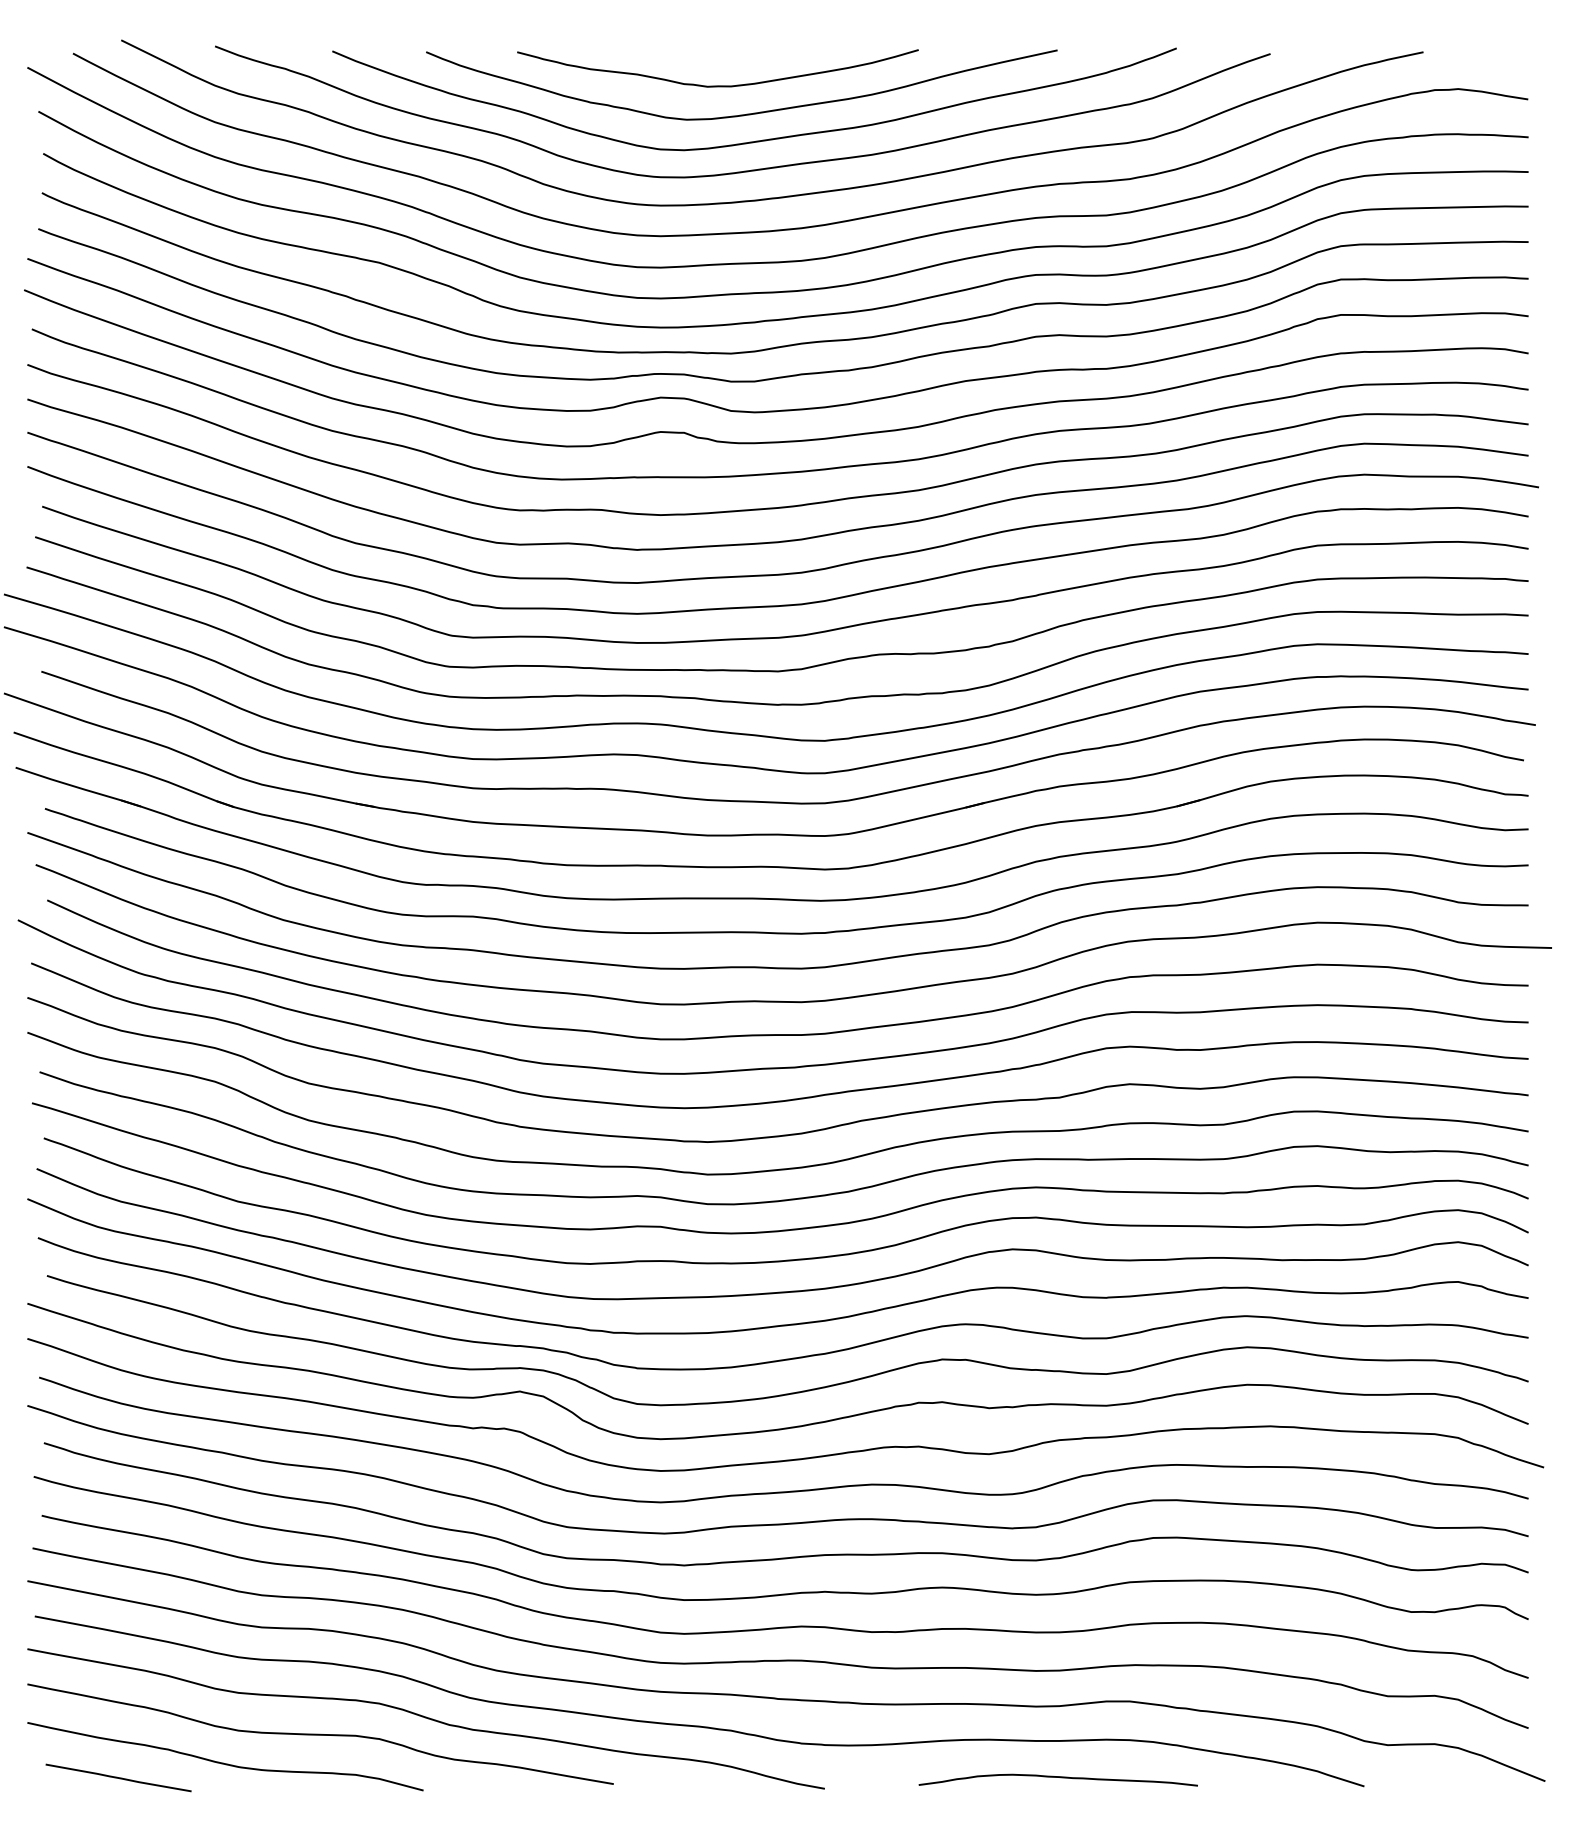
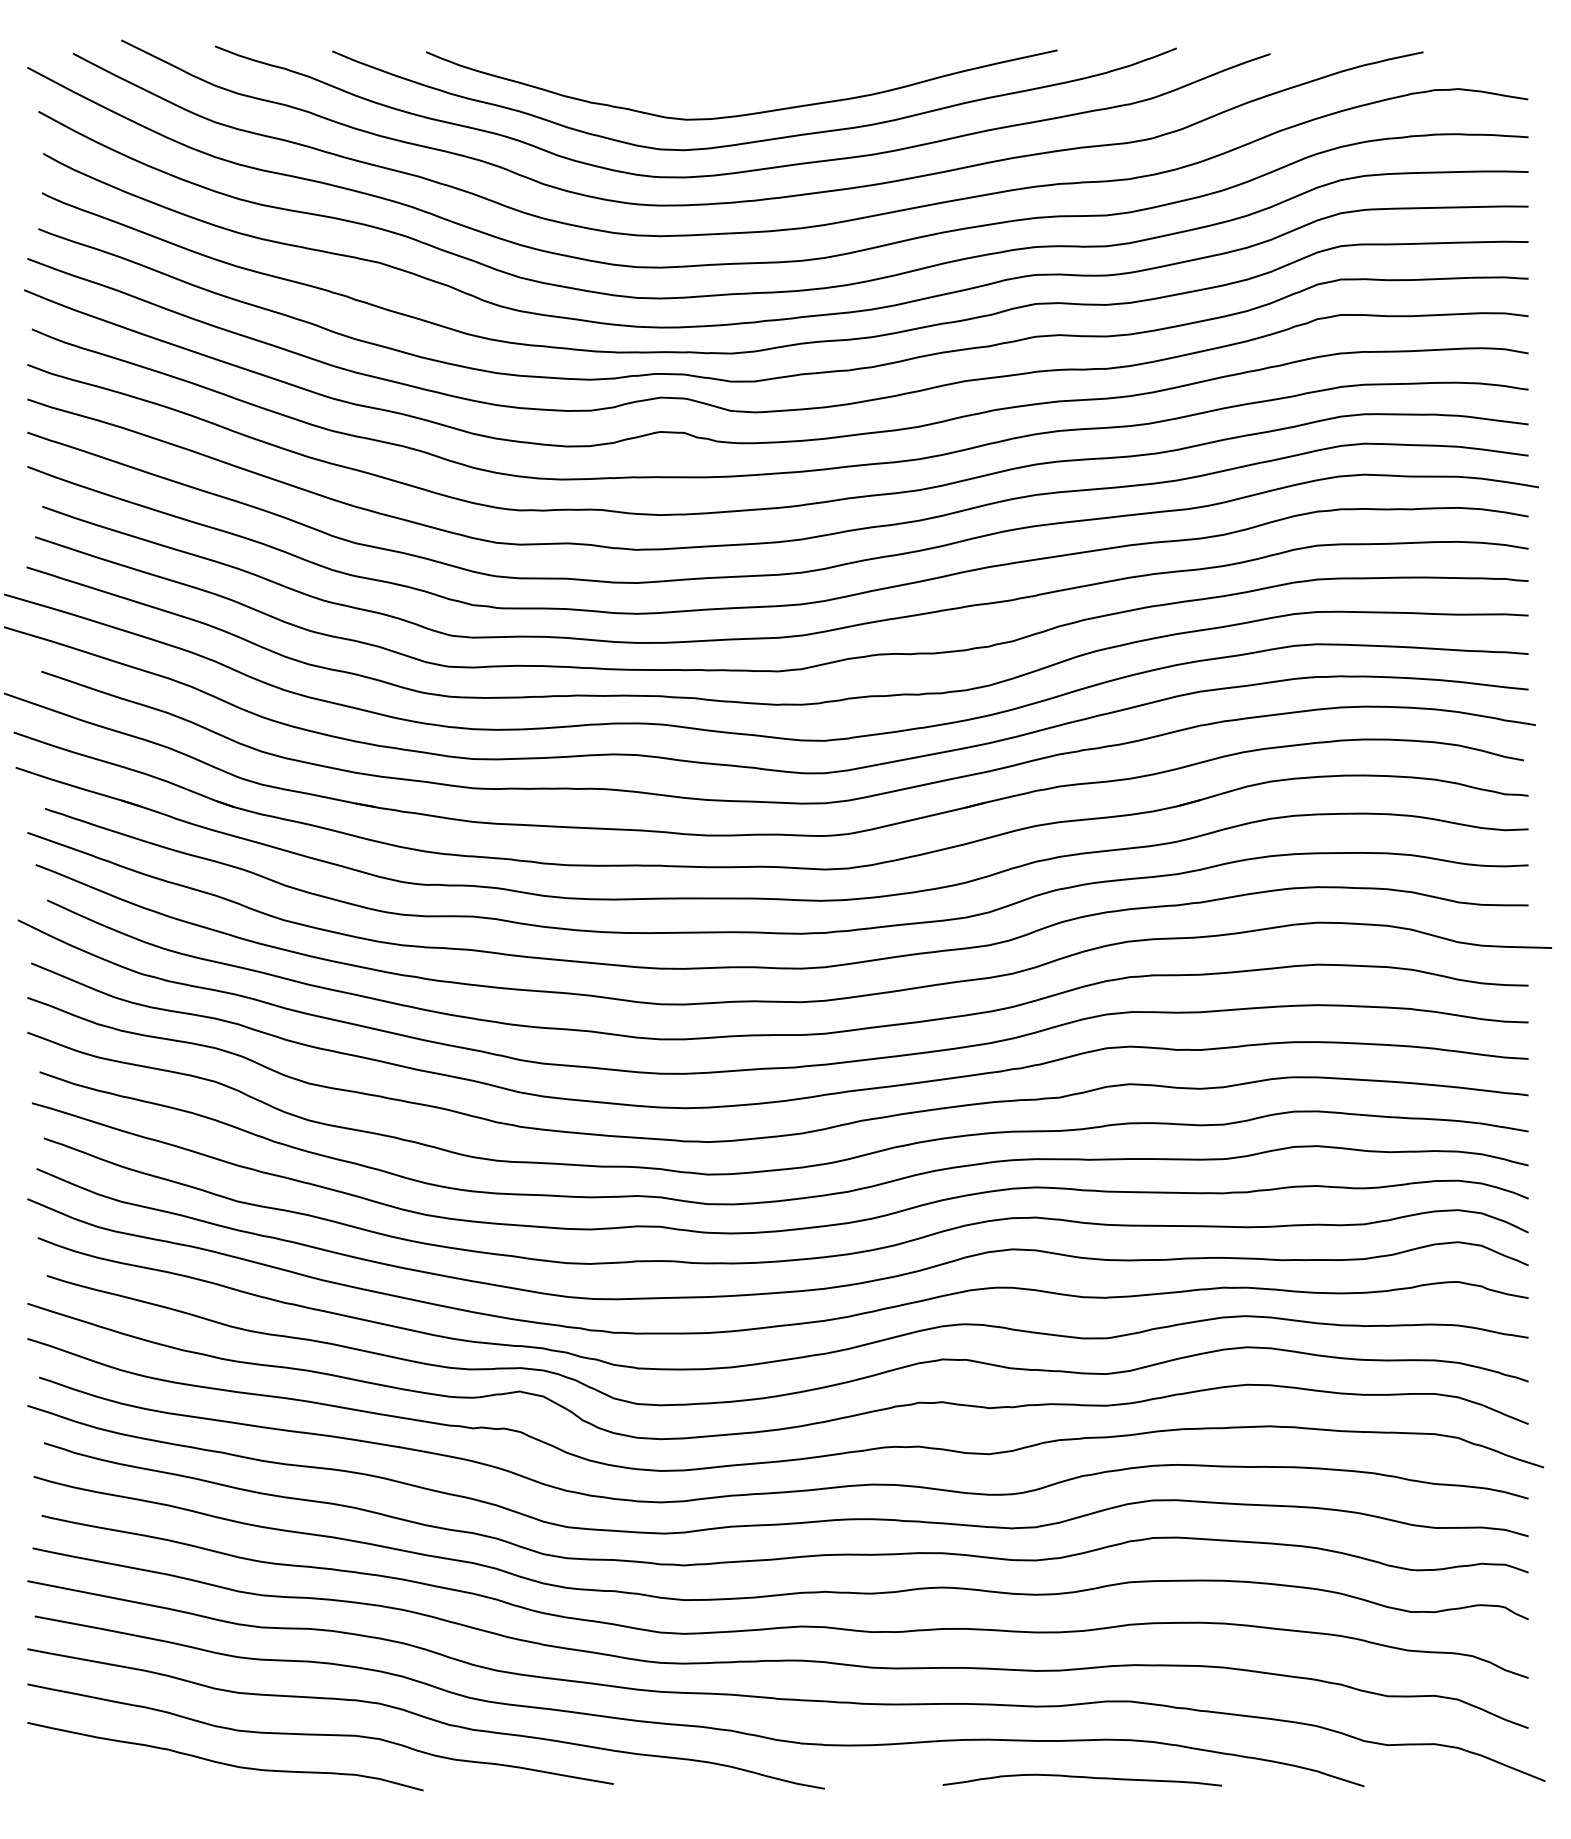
curve: present -> none (717, 85)
line: present -> none (118, 1777)
curve position: (1057, 1777) -> (1081, 1777) (1081, 1777)
